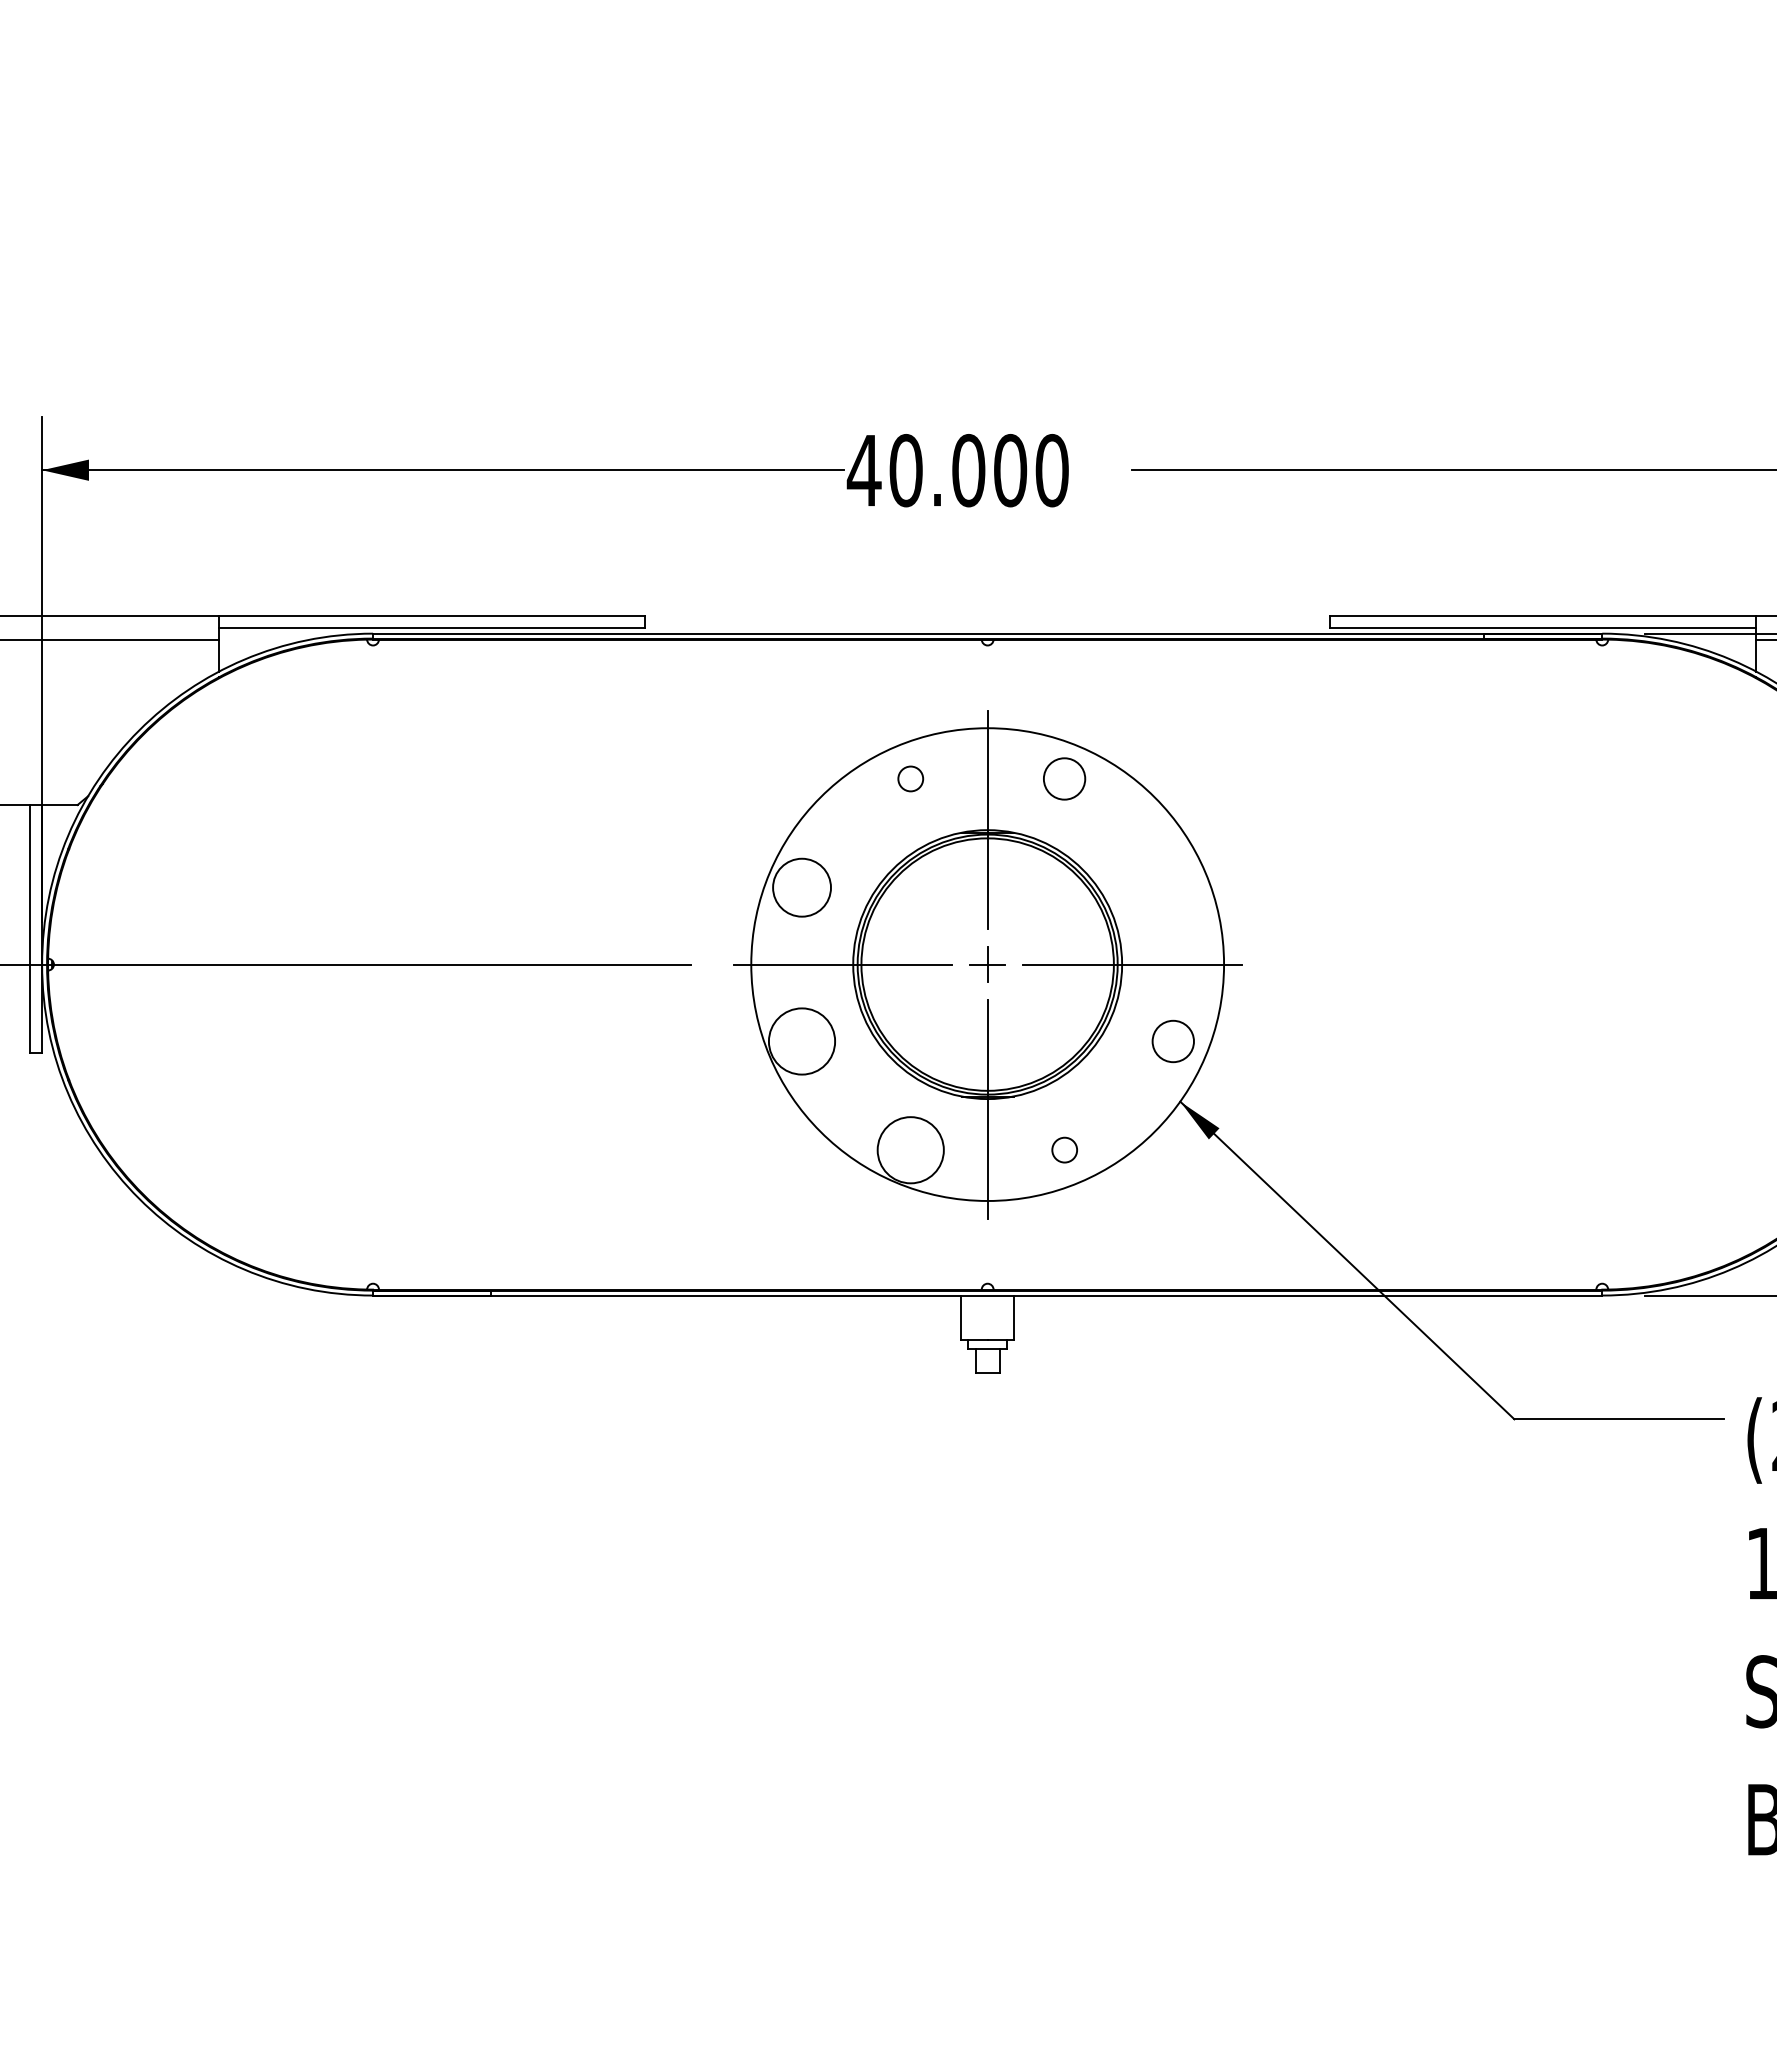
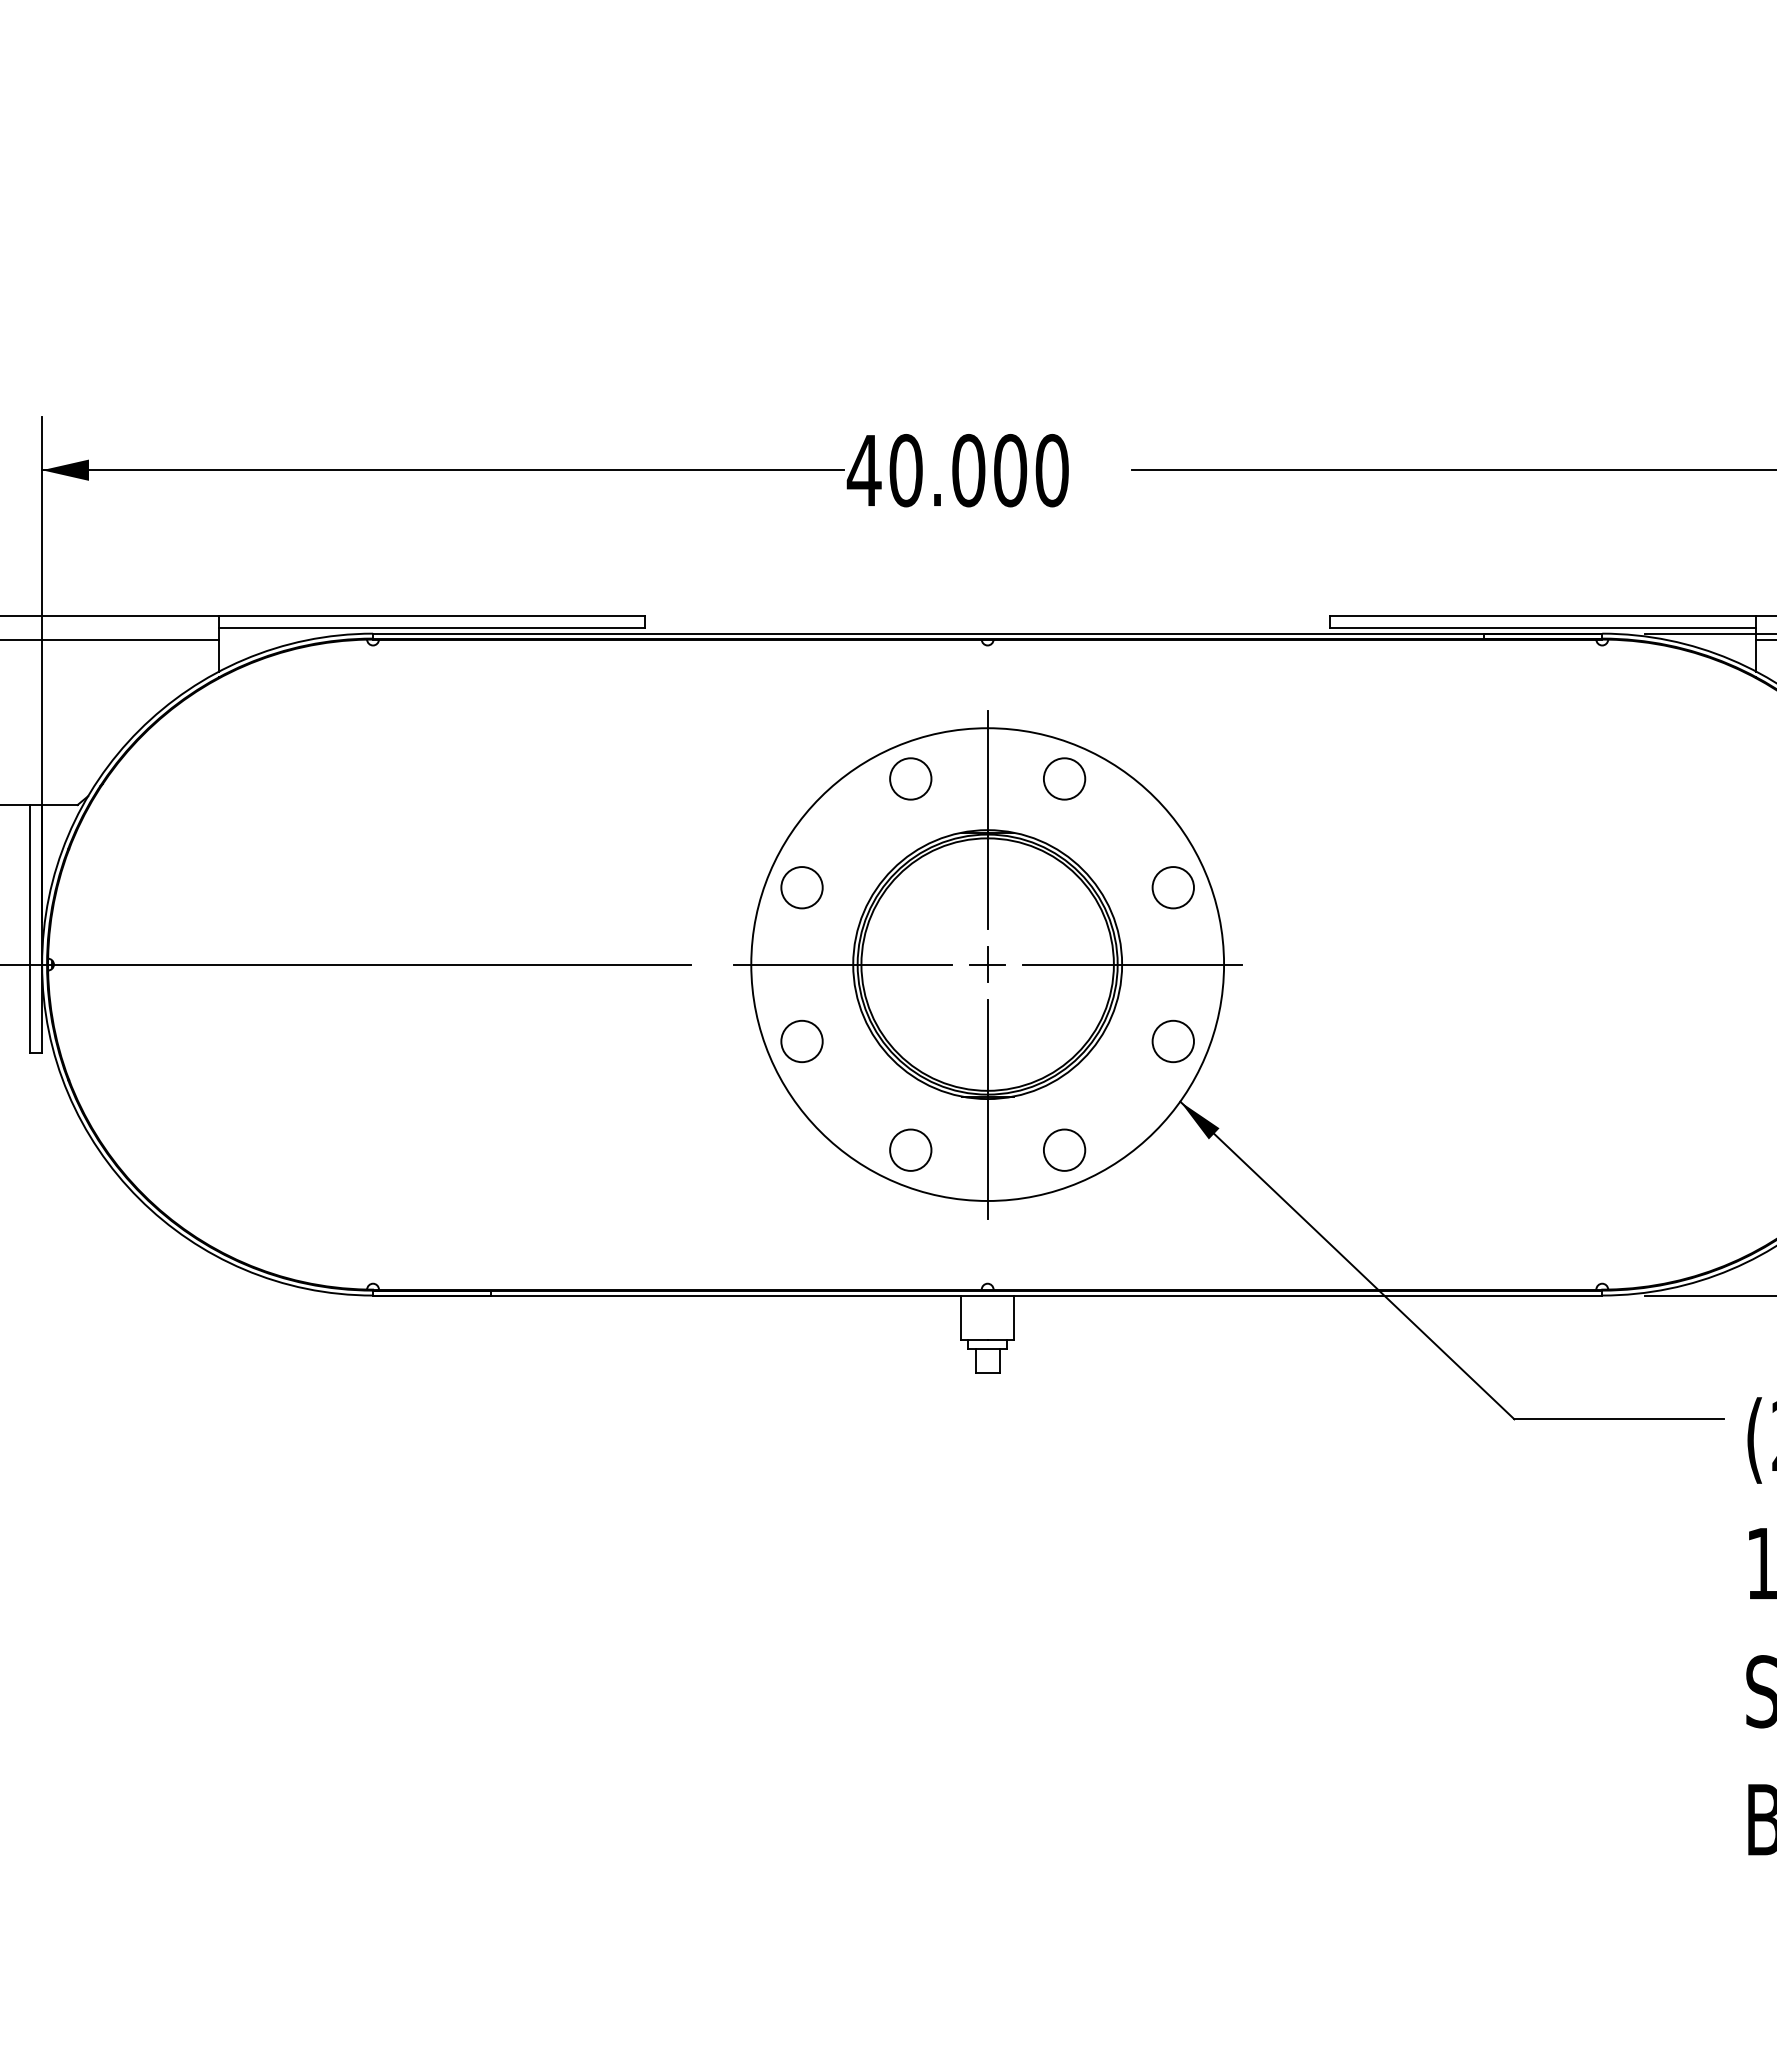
circle diameter: 25 px -> 41 px (910, 778)
circle diameter: 58 px -> 41 px (801, 887)
circle: none -> present (1172, 887)
circle diameter: 66 px -> 41 px (801, 1041)
circle size: 27x28 px -> 44x44 px (1064, 1149)
circle diameter: 66 px -> 41 px (910, 1149)
